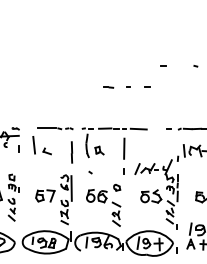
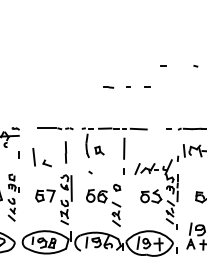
part position: (41, 145) -> (41, 157) (41, 157)
line position: (18, 148) -> (18, 154) (18, 154)
part position: (71, 152) -> (65, 152) (65, 152)
